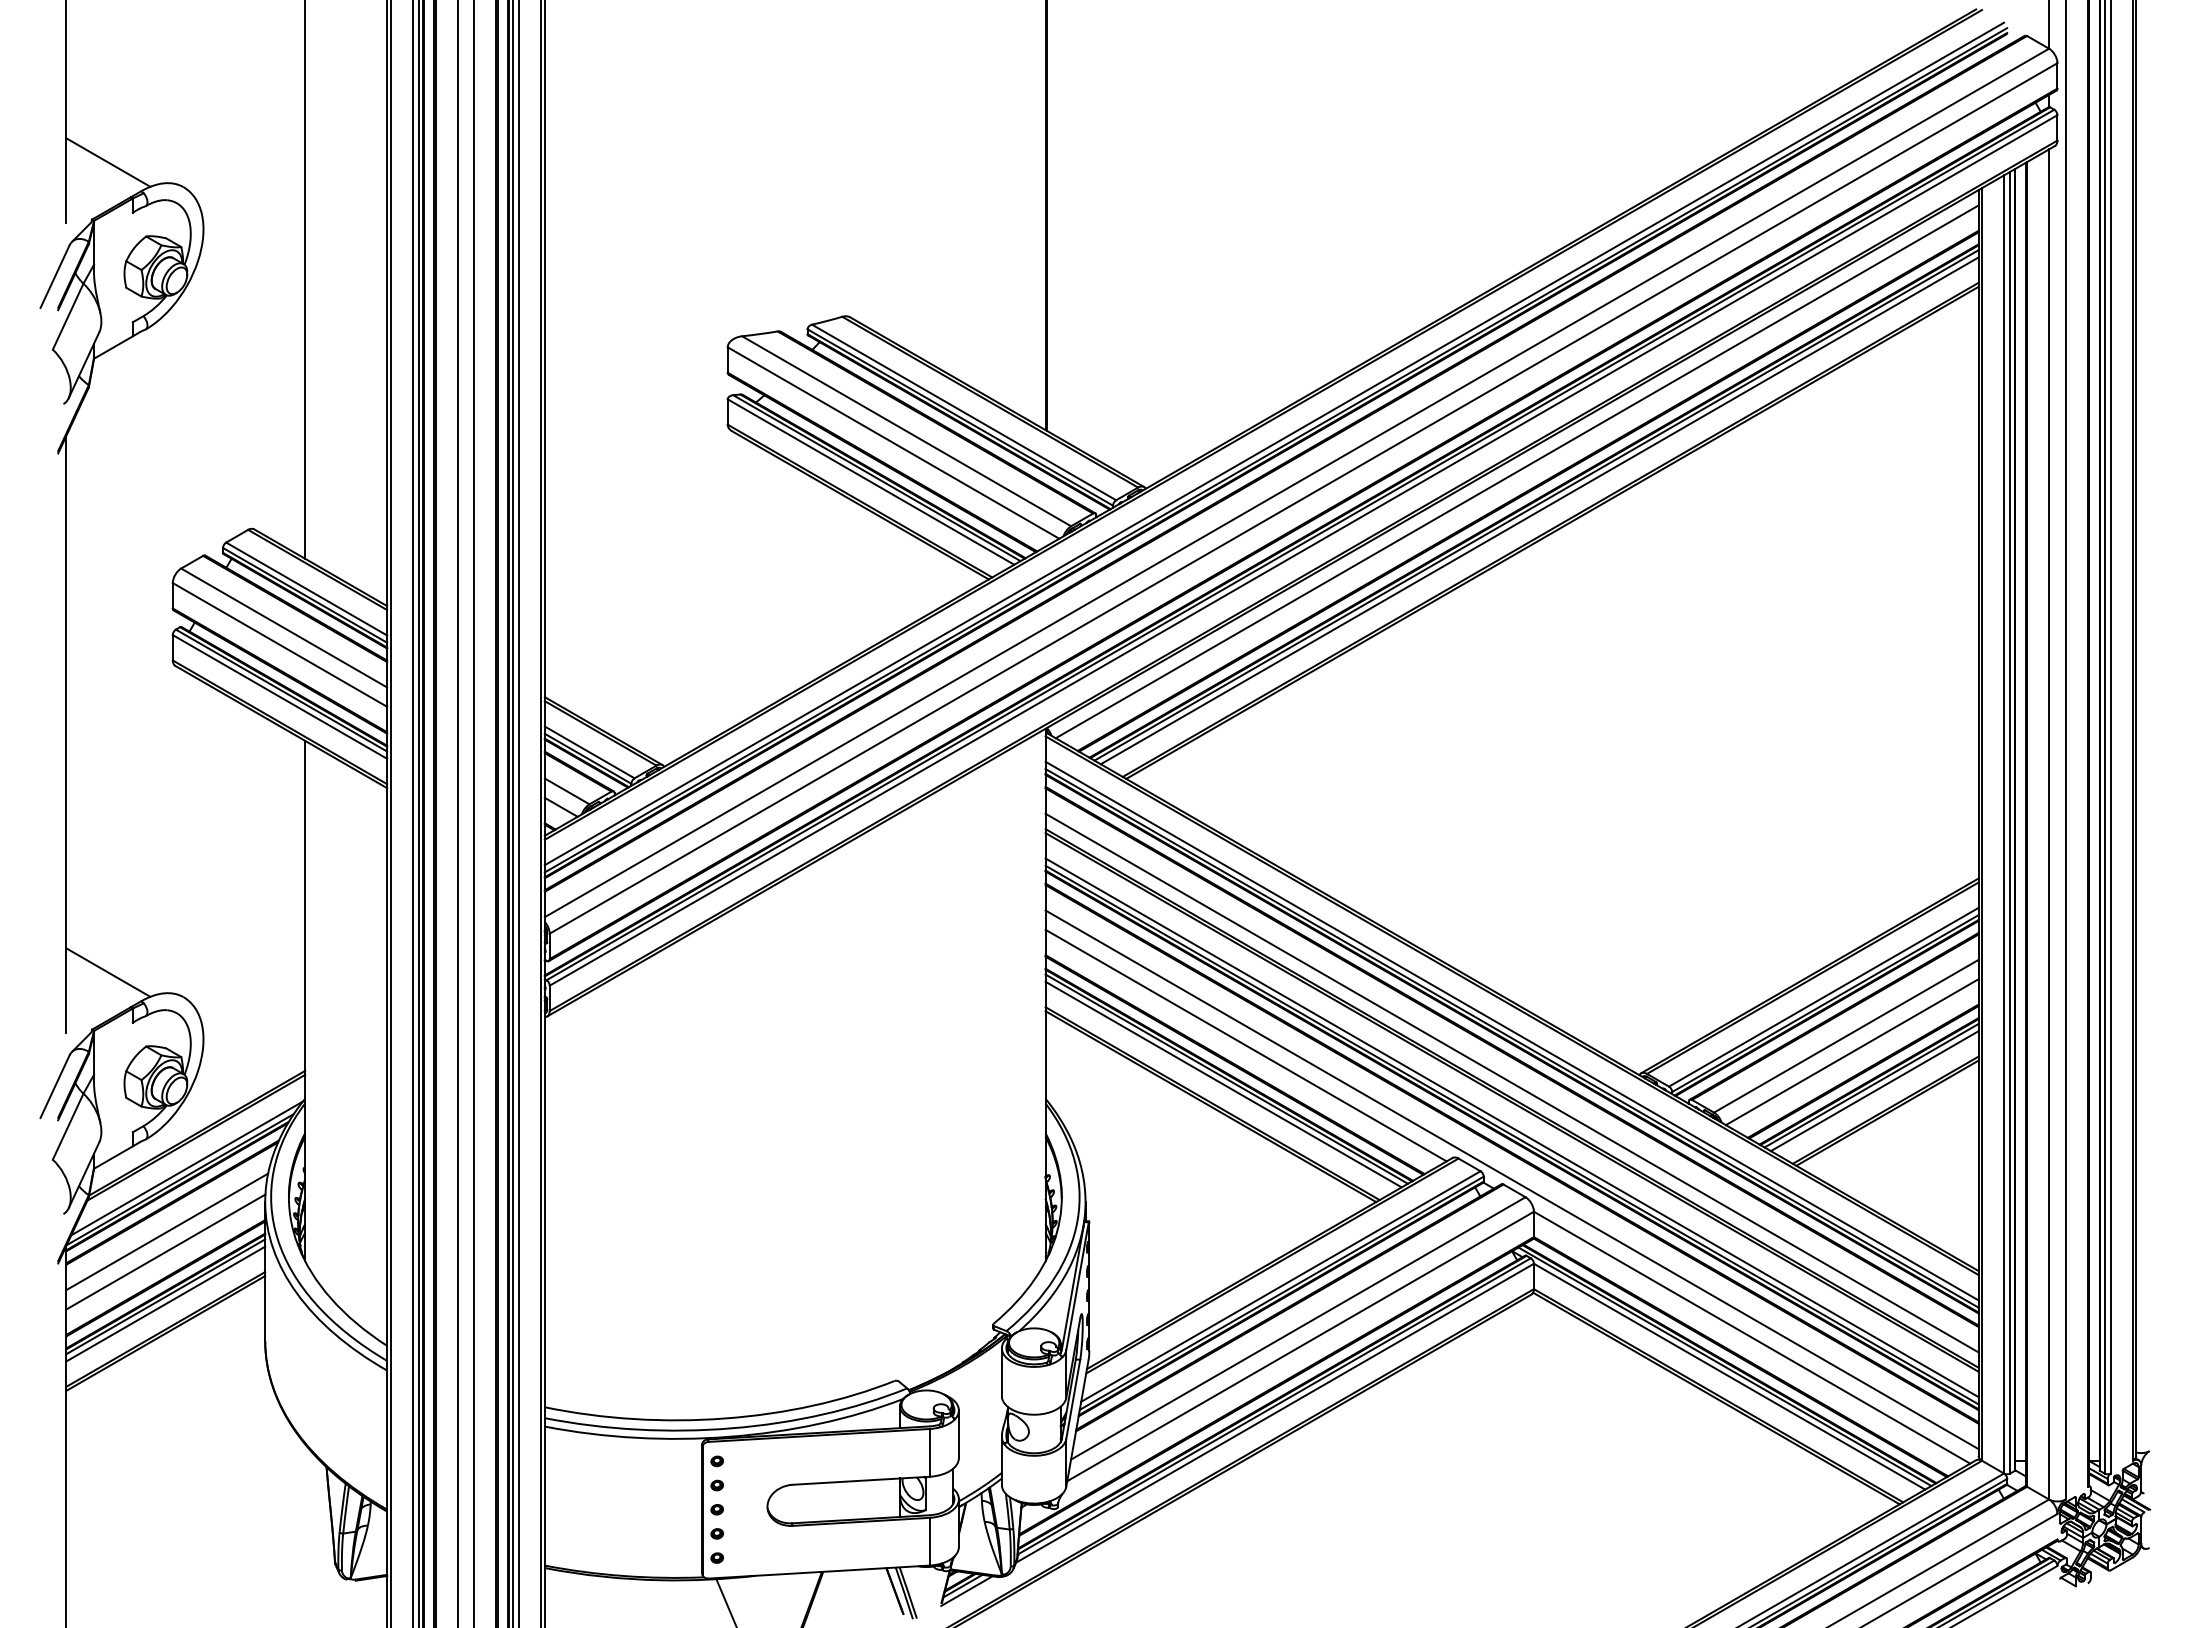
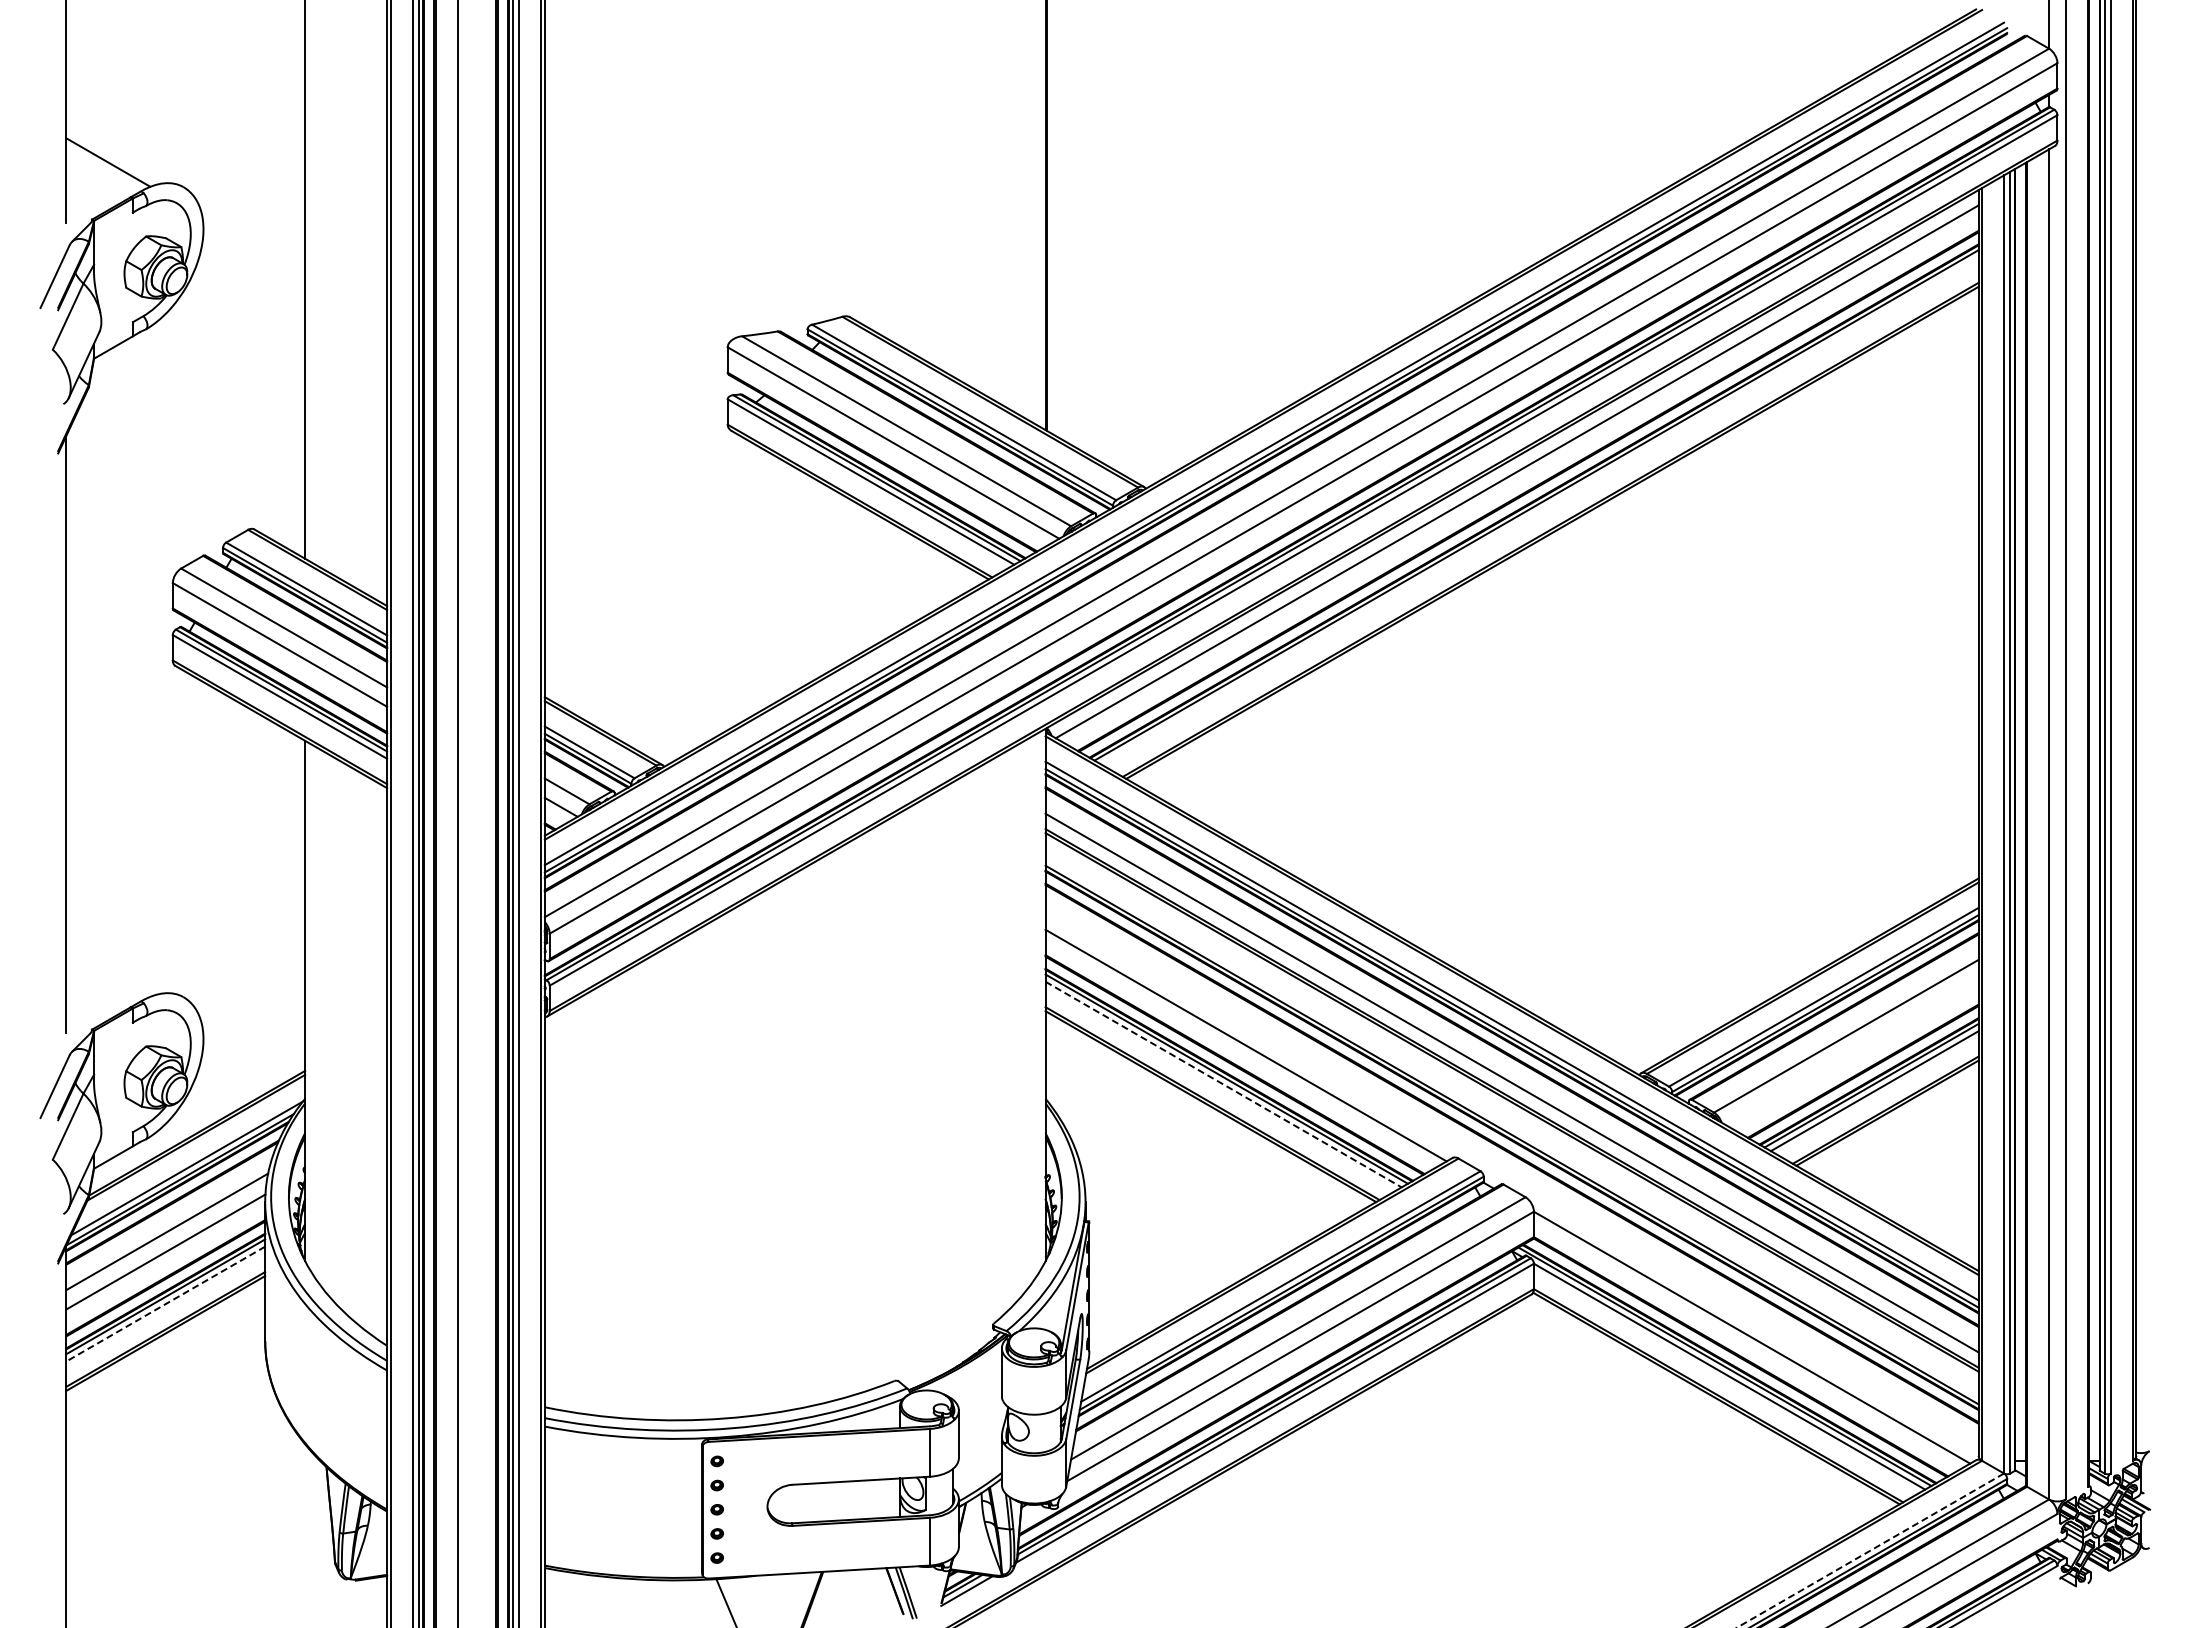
line: present -> none (1539, 510)
line: present -> none (474, 813)
line: present -> none (108, 972)
line: present -> none (1851, 1052)
line: solid -> dashed (1223, 1084)
line: present -> none (1511, 1127)
line: present -> none (1511, 1179)
line: solid -> dashed (165, 1304)
line: solid -> dashed (1870, 1550)
